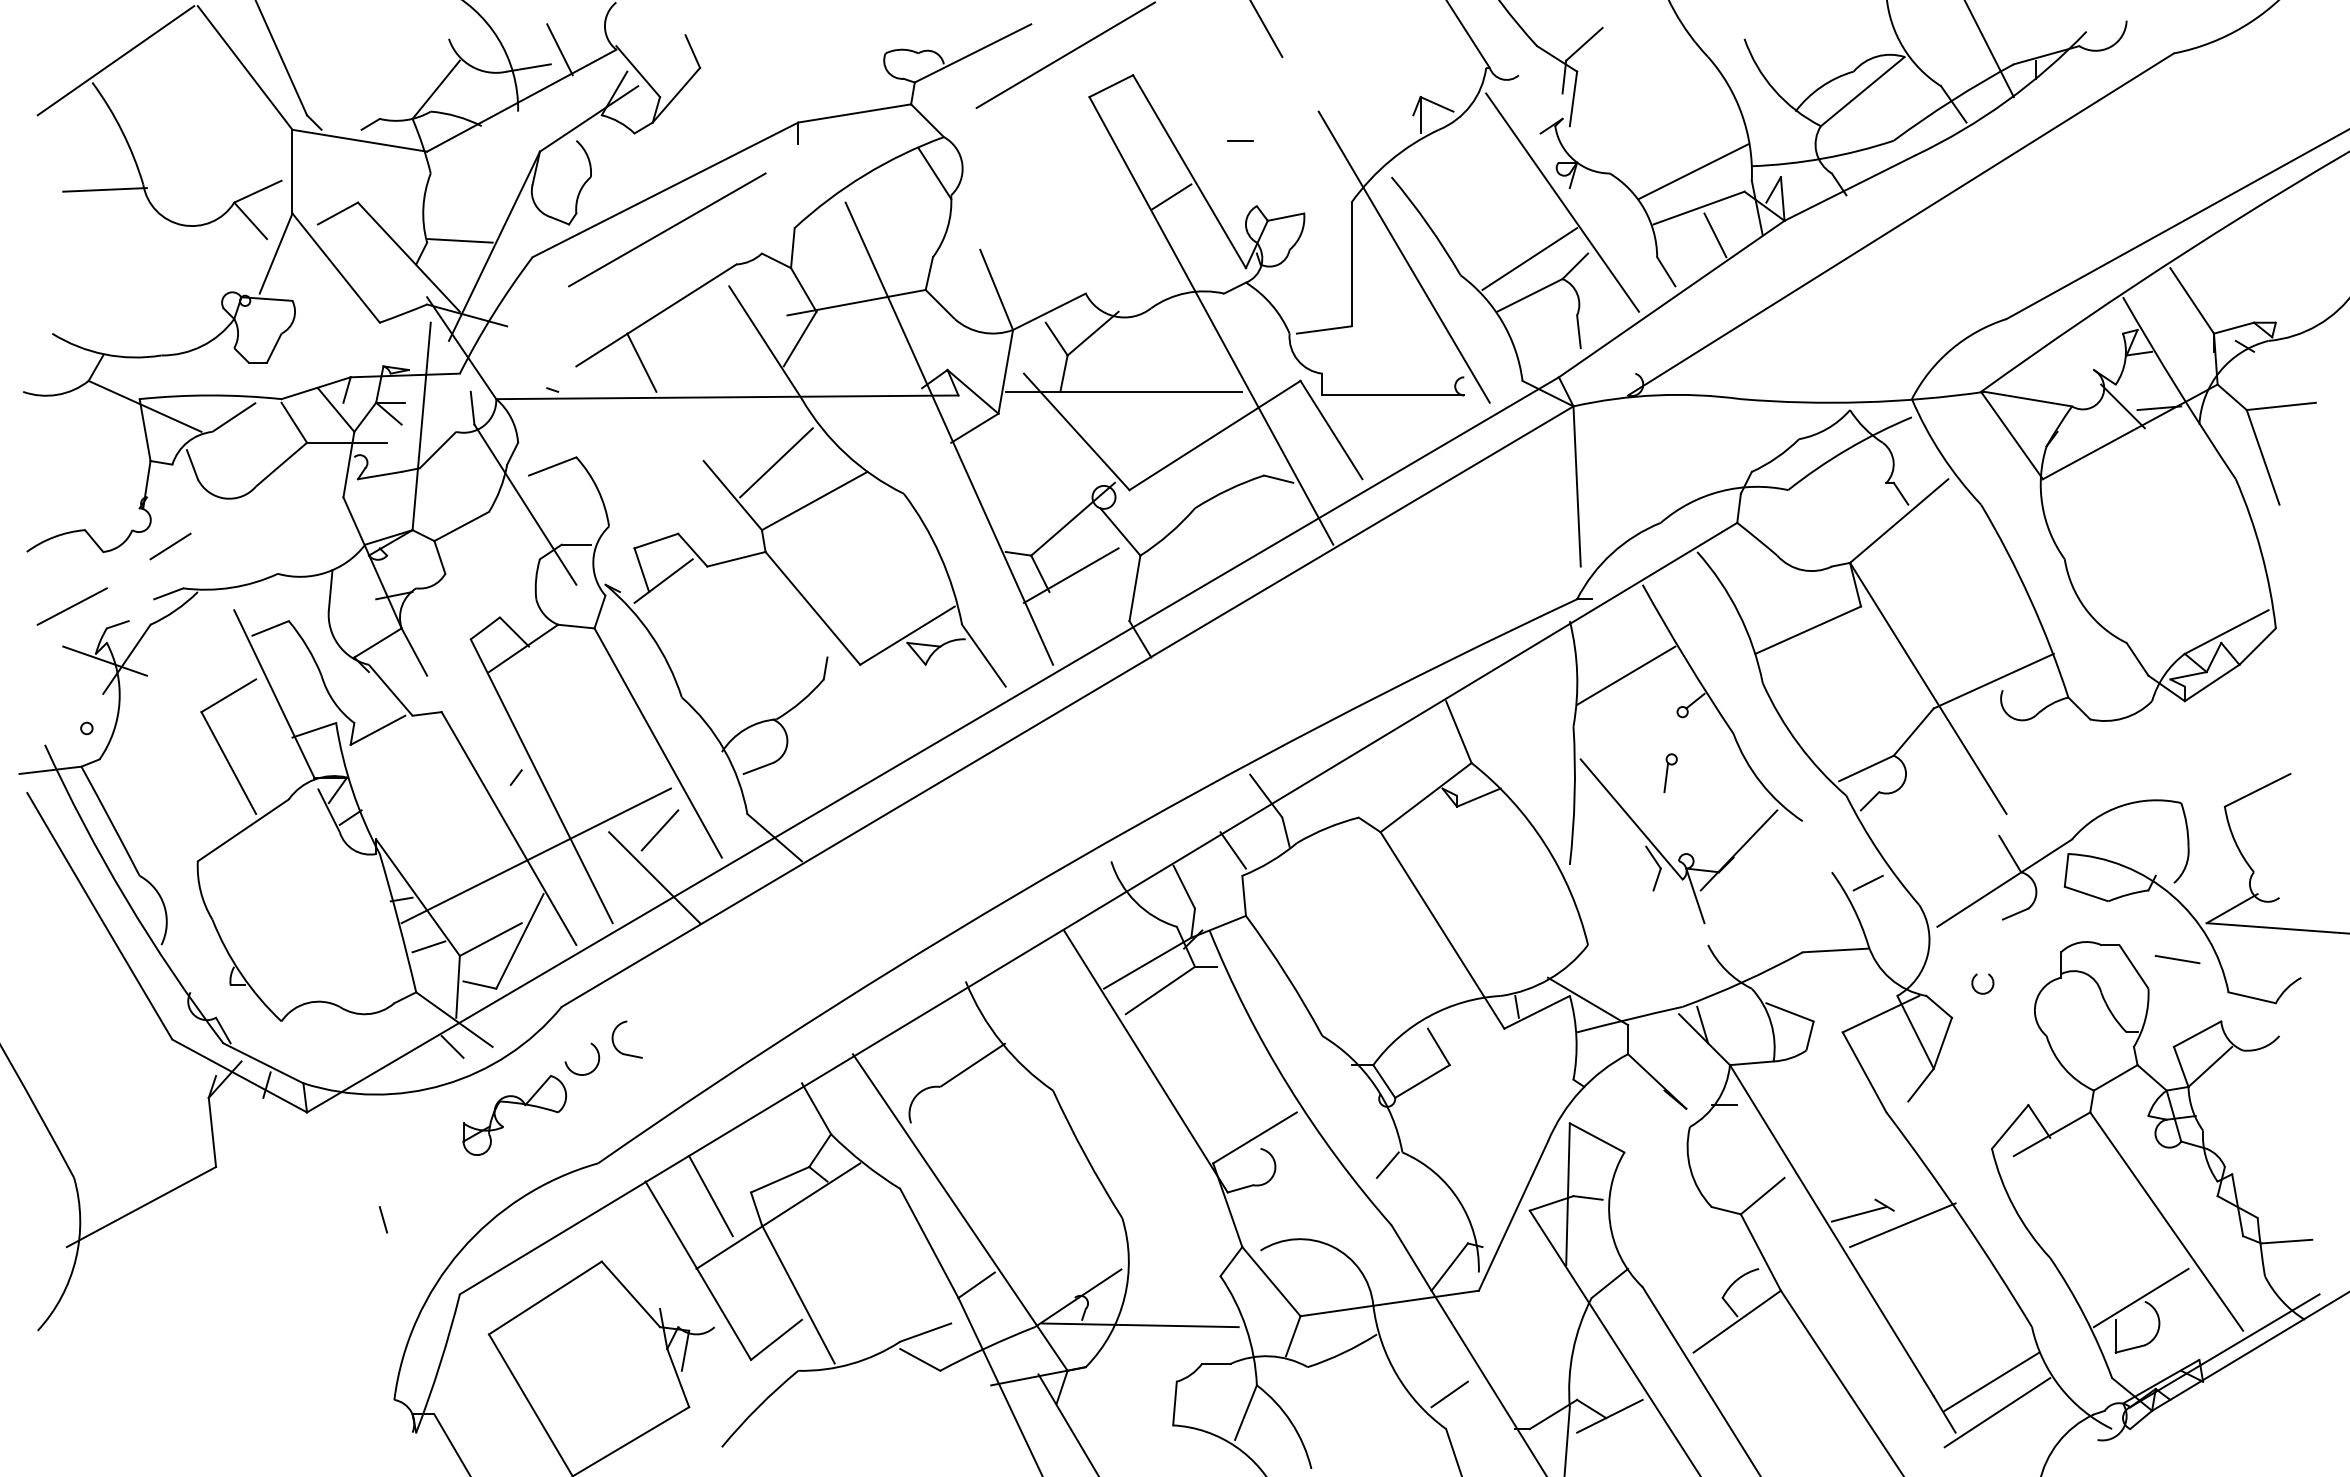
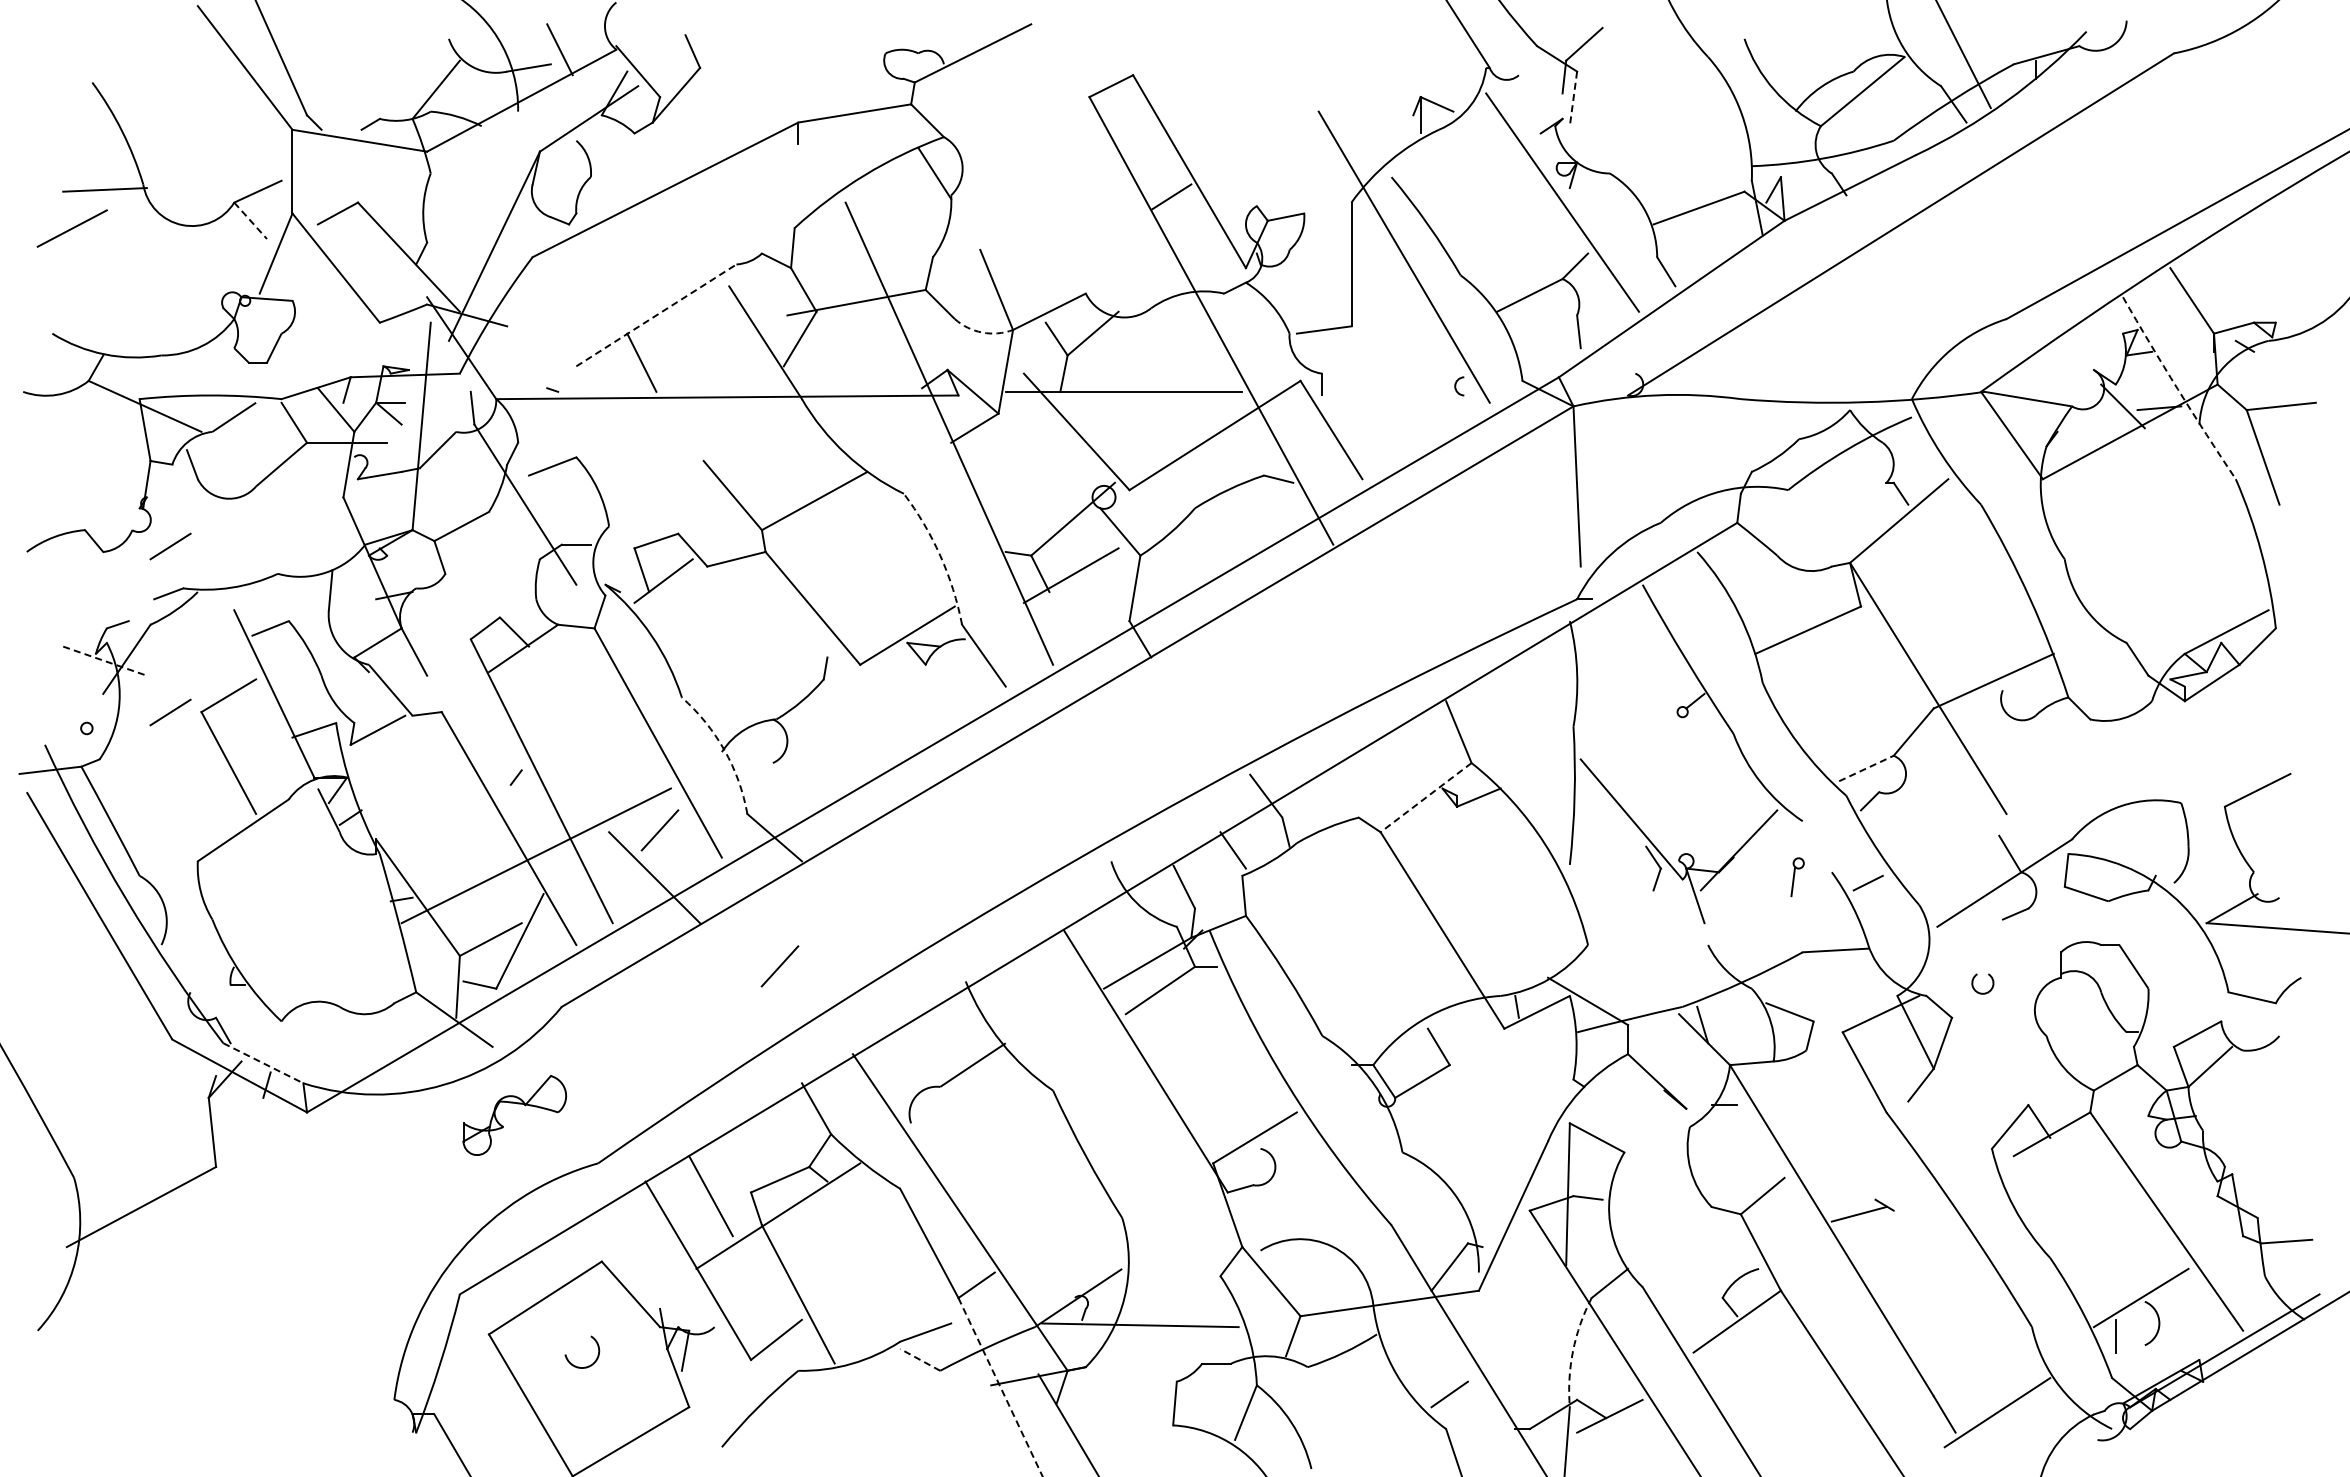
line: present -> none (1266, 29)
line position: (1989, 49) -> (1963, 55) (1963, 55)
line: present -> none (1065, 55)
line: present -> none (115, 60)
line: solid -> dashed (1573, 98)
line: present -> none (1240, 140)
line: present -> none (1693, 171)
line: solid -> dashed (250, 221)
line: present -> none (667, 229)
line: present -> none (1715, 235)
line: present -> none (459, 240)
line: present -> none (1529, 258)
line: solid -> dashed (656, 315)
arc: solid -> dashed (982, 332)
arc: solid -> dashed (2177, 389)
line: present -> none (1393, 395)
line: present -> none (776, 462)
arc: solid -> dashed (940, 555)
line position: (71, 606) -> (71, 228) (71, 228)
line: solid -> dashed (105, 661)
line: present -> none (1626, 675)
line: none -> present (170, 712)
arc: solid -> dashed (724, 750)
line: present -> none (757, 768)
line: solid -> dashed (1866, 768)
part position: (1670, 773) -> (1797, 877) (1797, 877)
line: solid -> dashed (1425, 797)
line: present -> none (428, 946)
line: present -> none (2177, 959)
line: none -> present (779, 966)
part: present -> none (614, 1042)
line: present -> none (452, 1046)
line: solid -> dashed (263, 1063)
arc position: (584, 1073) -> (584, 1366) (584, 1366)
line: present -> none (1387, 1164)
line: present -> none (383, 1219)
line: present -> none (1902, 1225)
line: present -> none (2129, 1348)
arc: solid -> dashed (1573, 1351)
line: solid -> dashed (920, 1359)
line: present -> none (1991, 1381)
line: solid -> dashed (1000, 1387)
